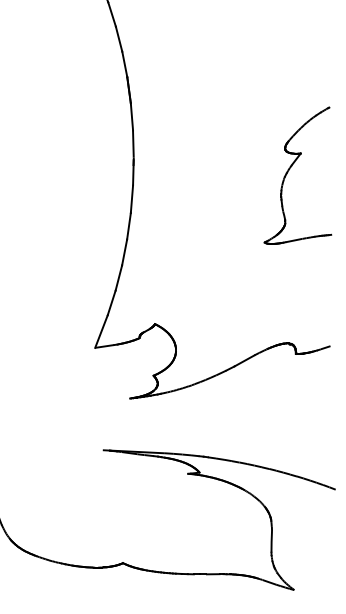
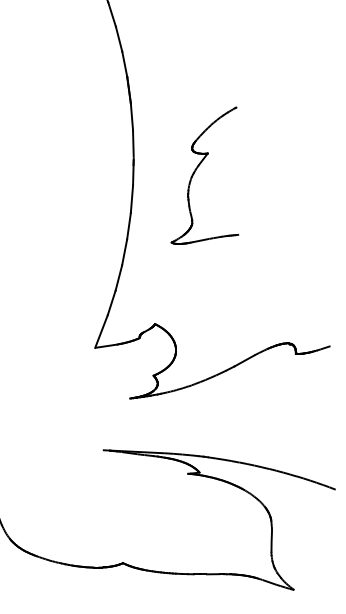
part position: (289, 170) -> (196, 170) (196, 170)
